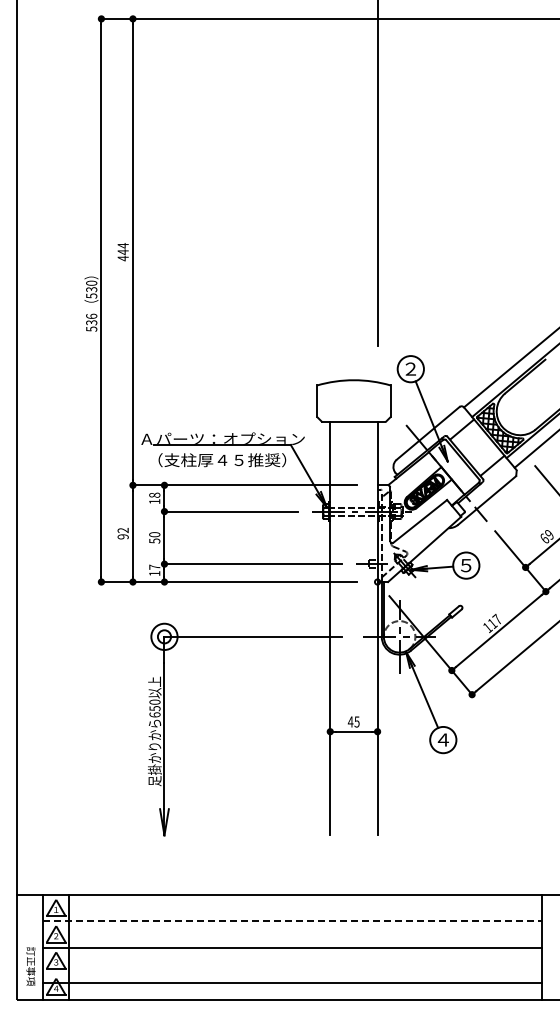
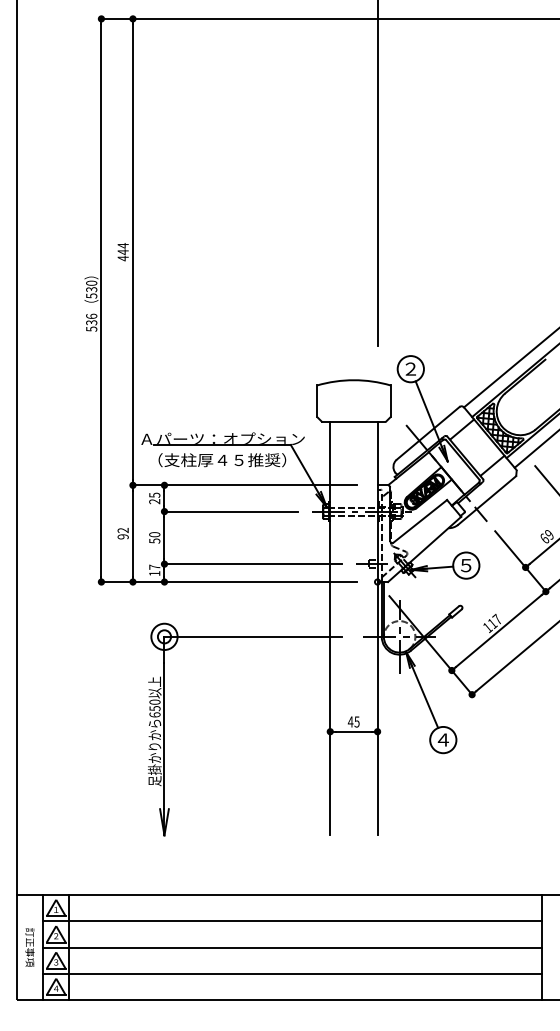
text: 18 -> 25 (154, 498)
line: dashed -> solid (292, 921)
text position: (30, 966) -> (29, 947) (29, 947)
line position: (292, 982) -> (292, 973) (292, 973)
